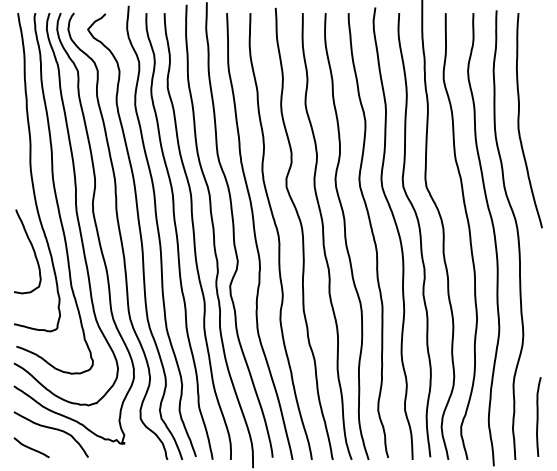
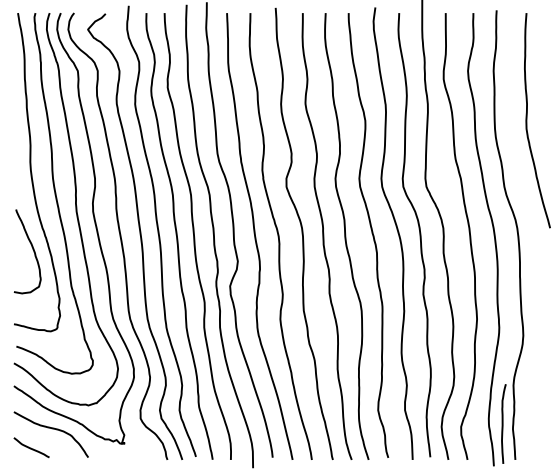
curve position: (519, 120) -> (527, 120) (527, 120)
curve position: (538, 416) -> (503, 423) (503, 423)
